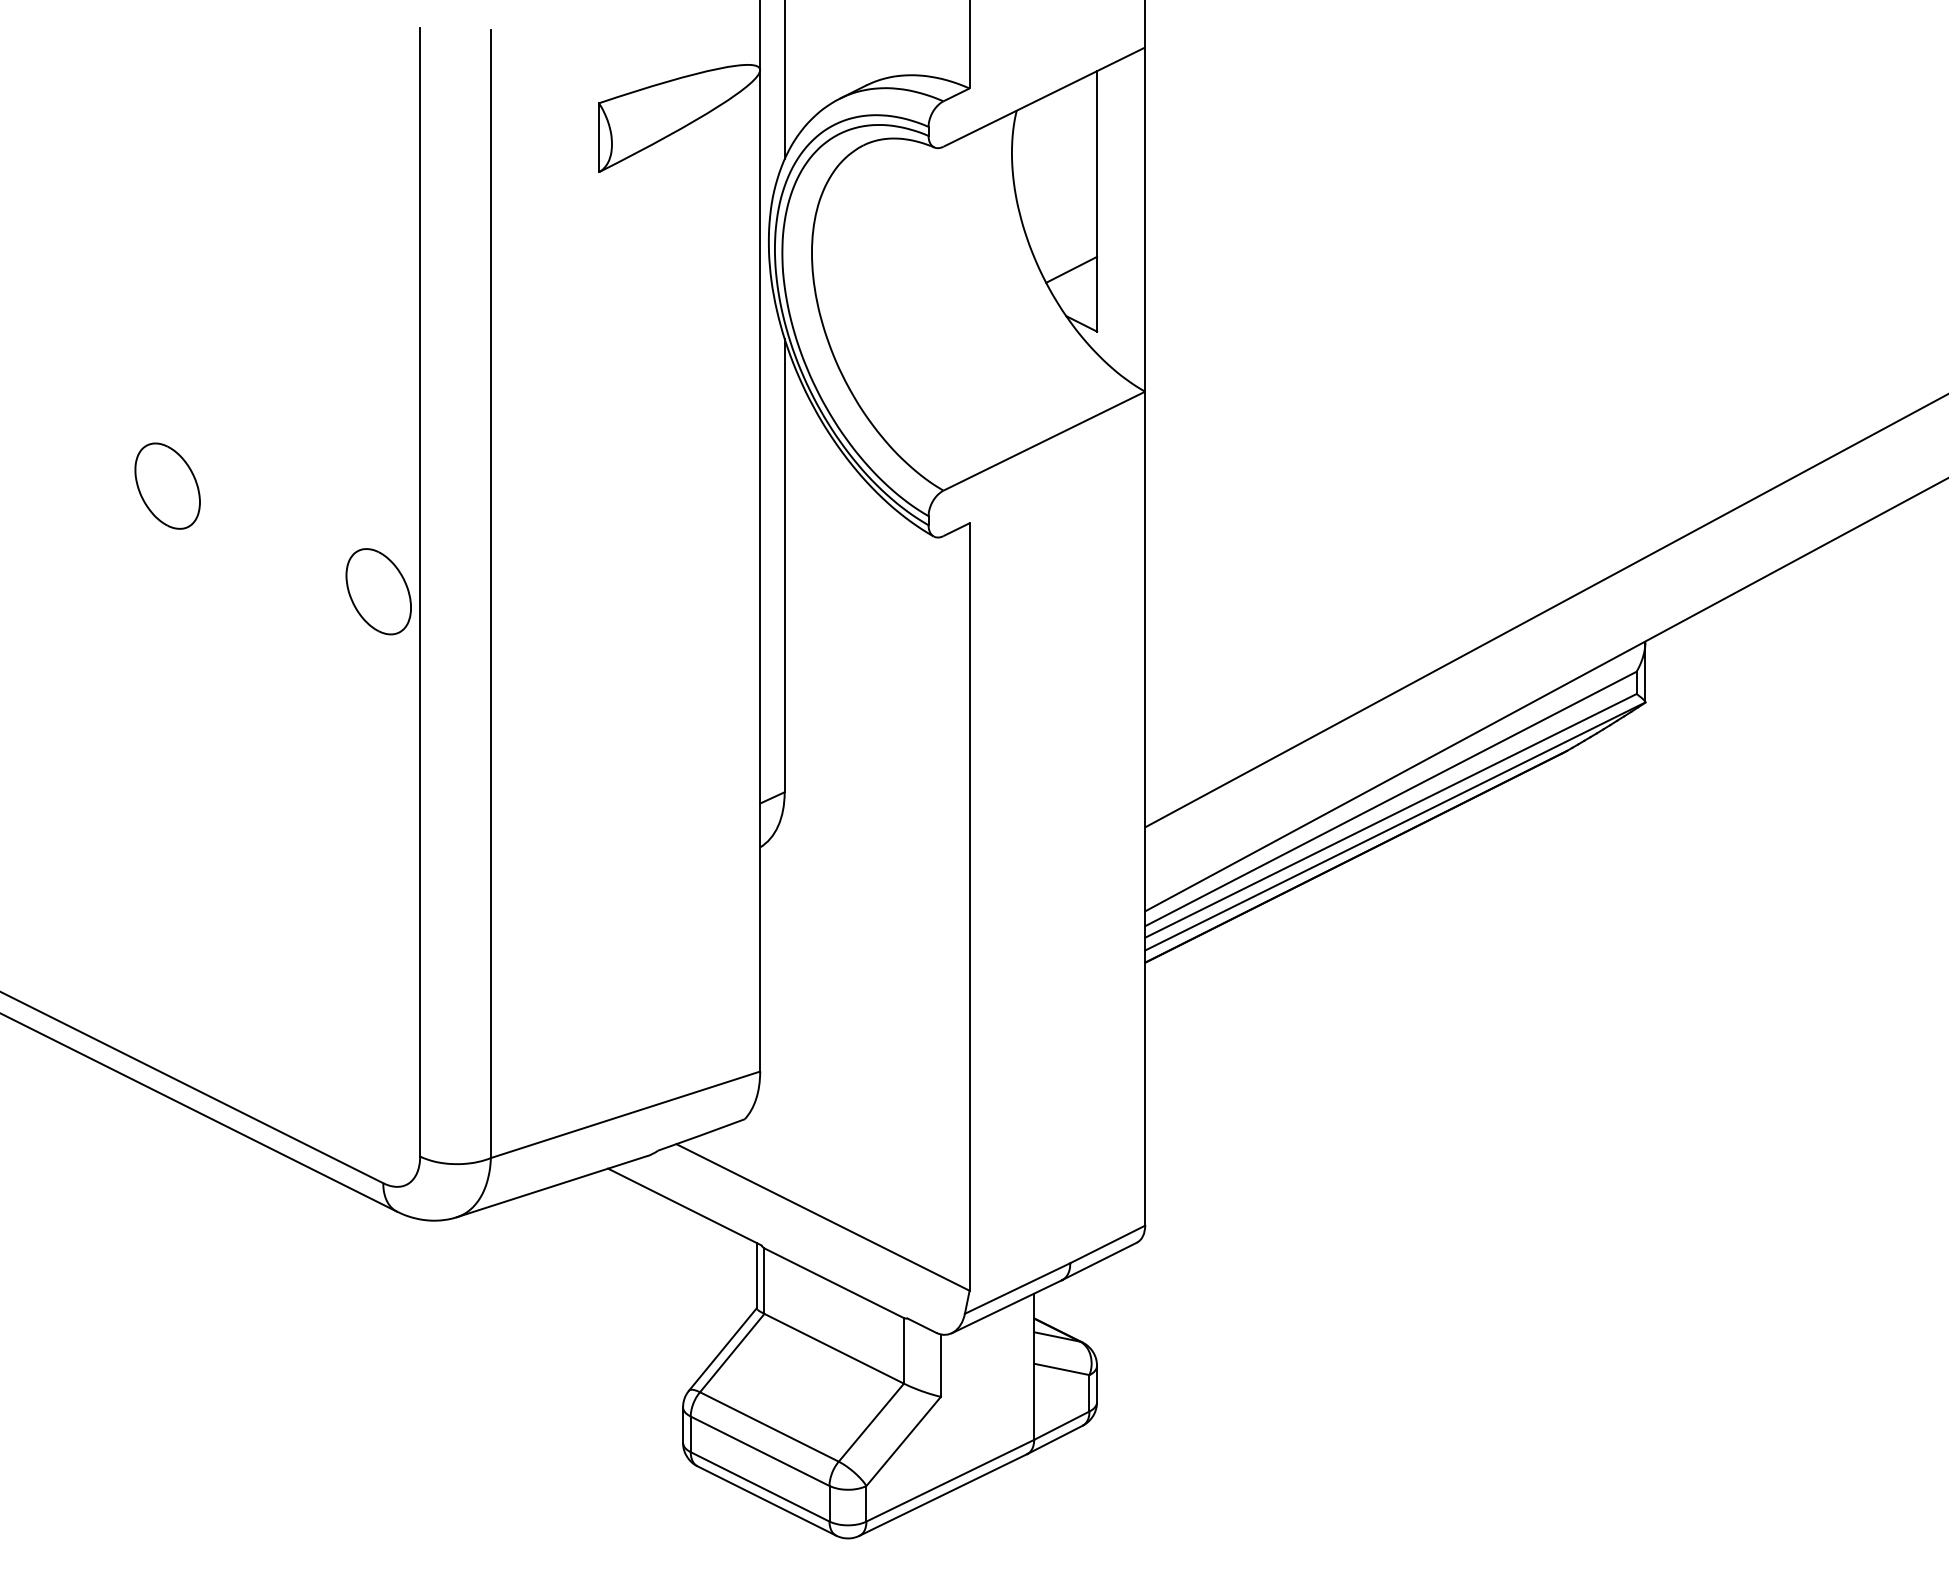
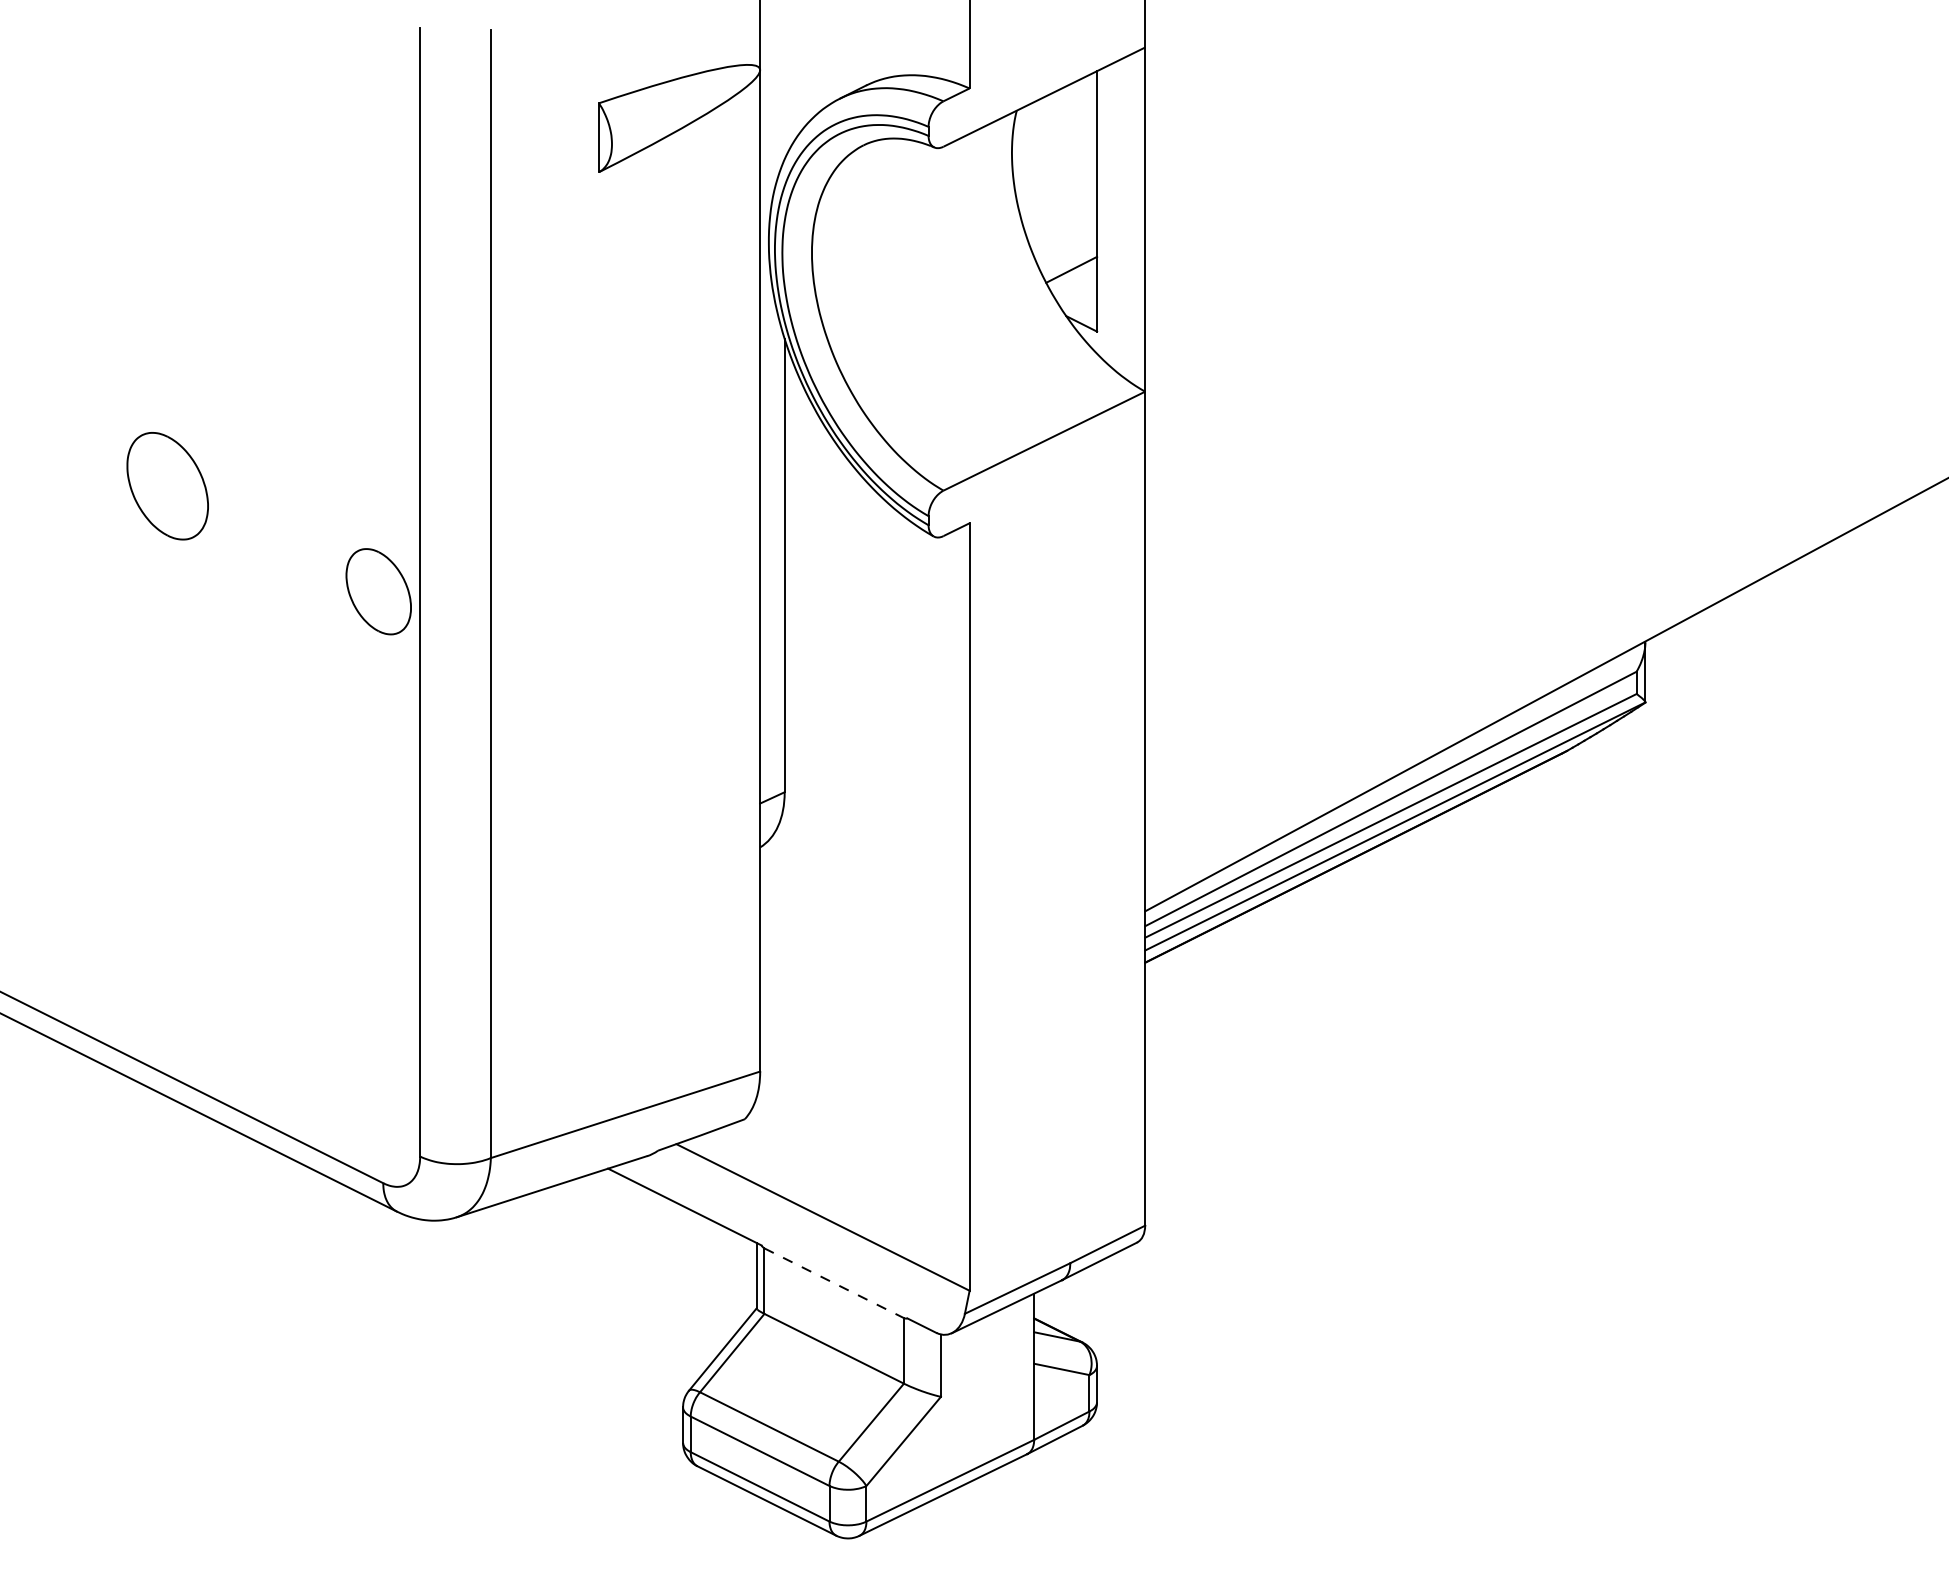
line: present -> none (784, 80)
part size: 67x88 px -> 83x109 px (167, 486)
line: present -> none (1545, 611)
line: solid -> dashed (834, 1283)
